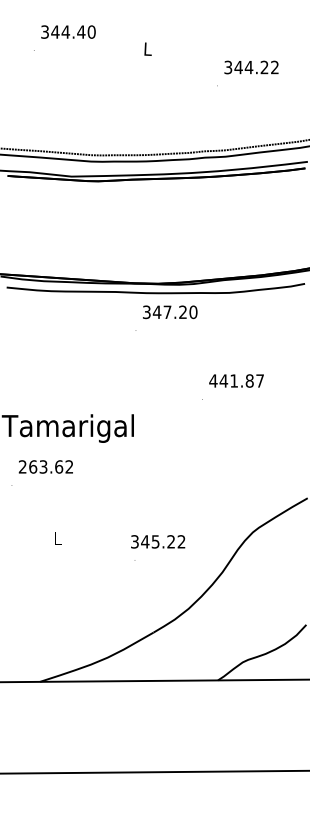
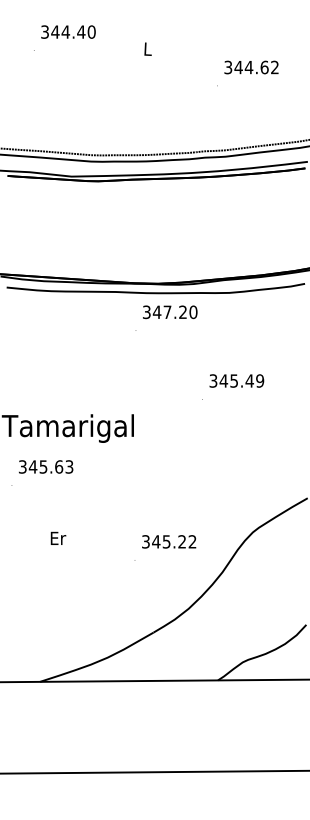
text: 344.22 -> 344.62 (264, 67)
text: 441.87 -> 345.49 (236, 380)
text: 263.62 -> 345.63 (46, 466)
text: L -> Er (58, 537)
text position: (158, 541) -> (169, 541) (169, 541)
